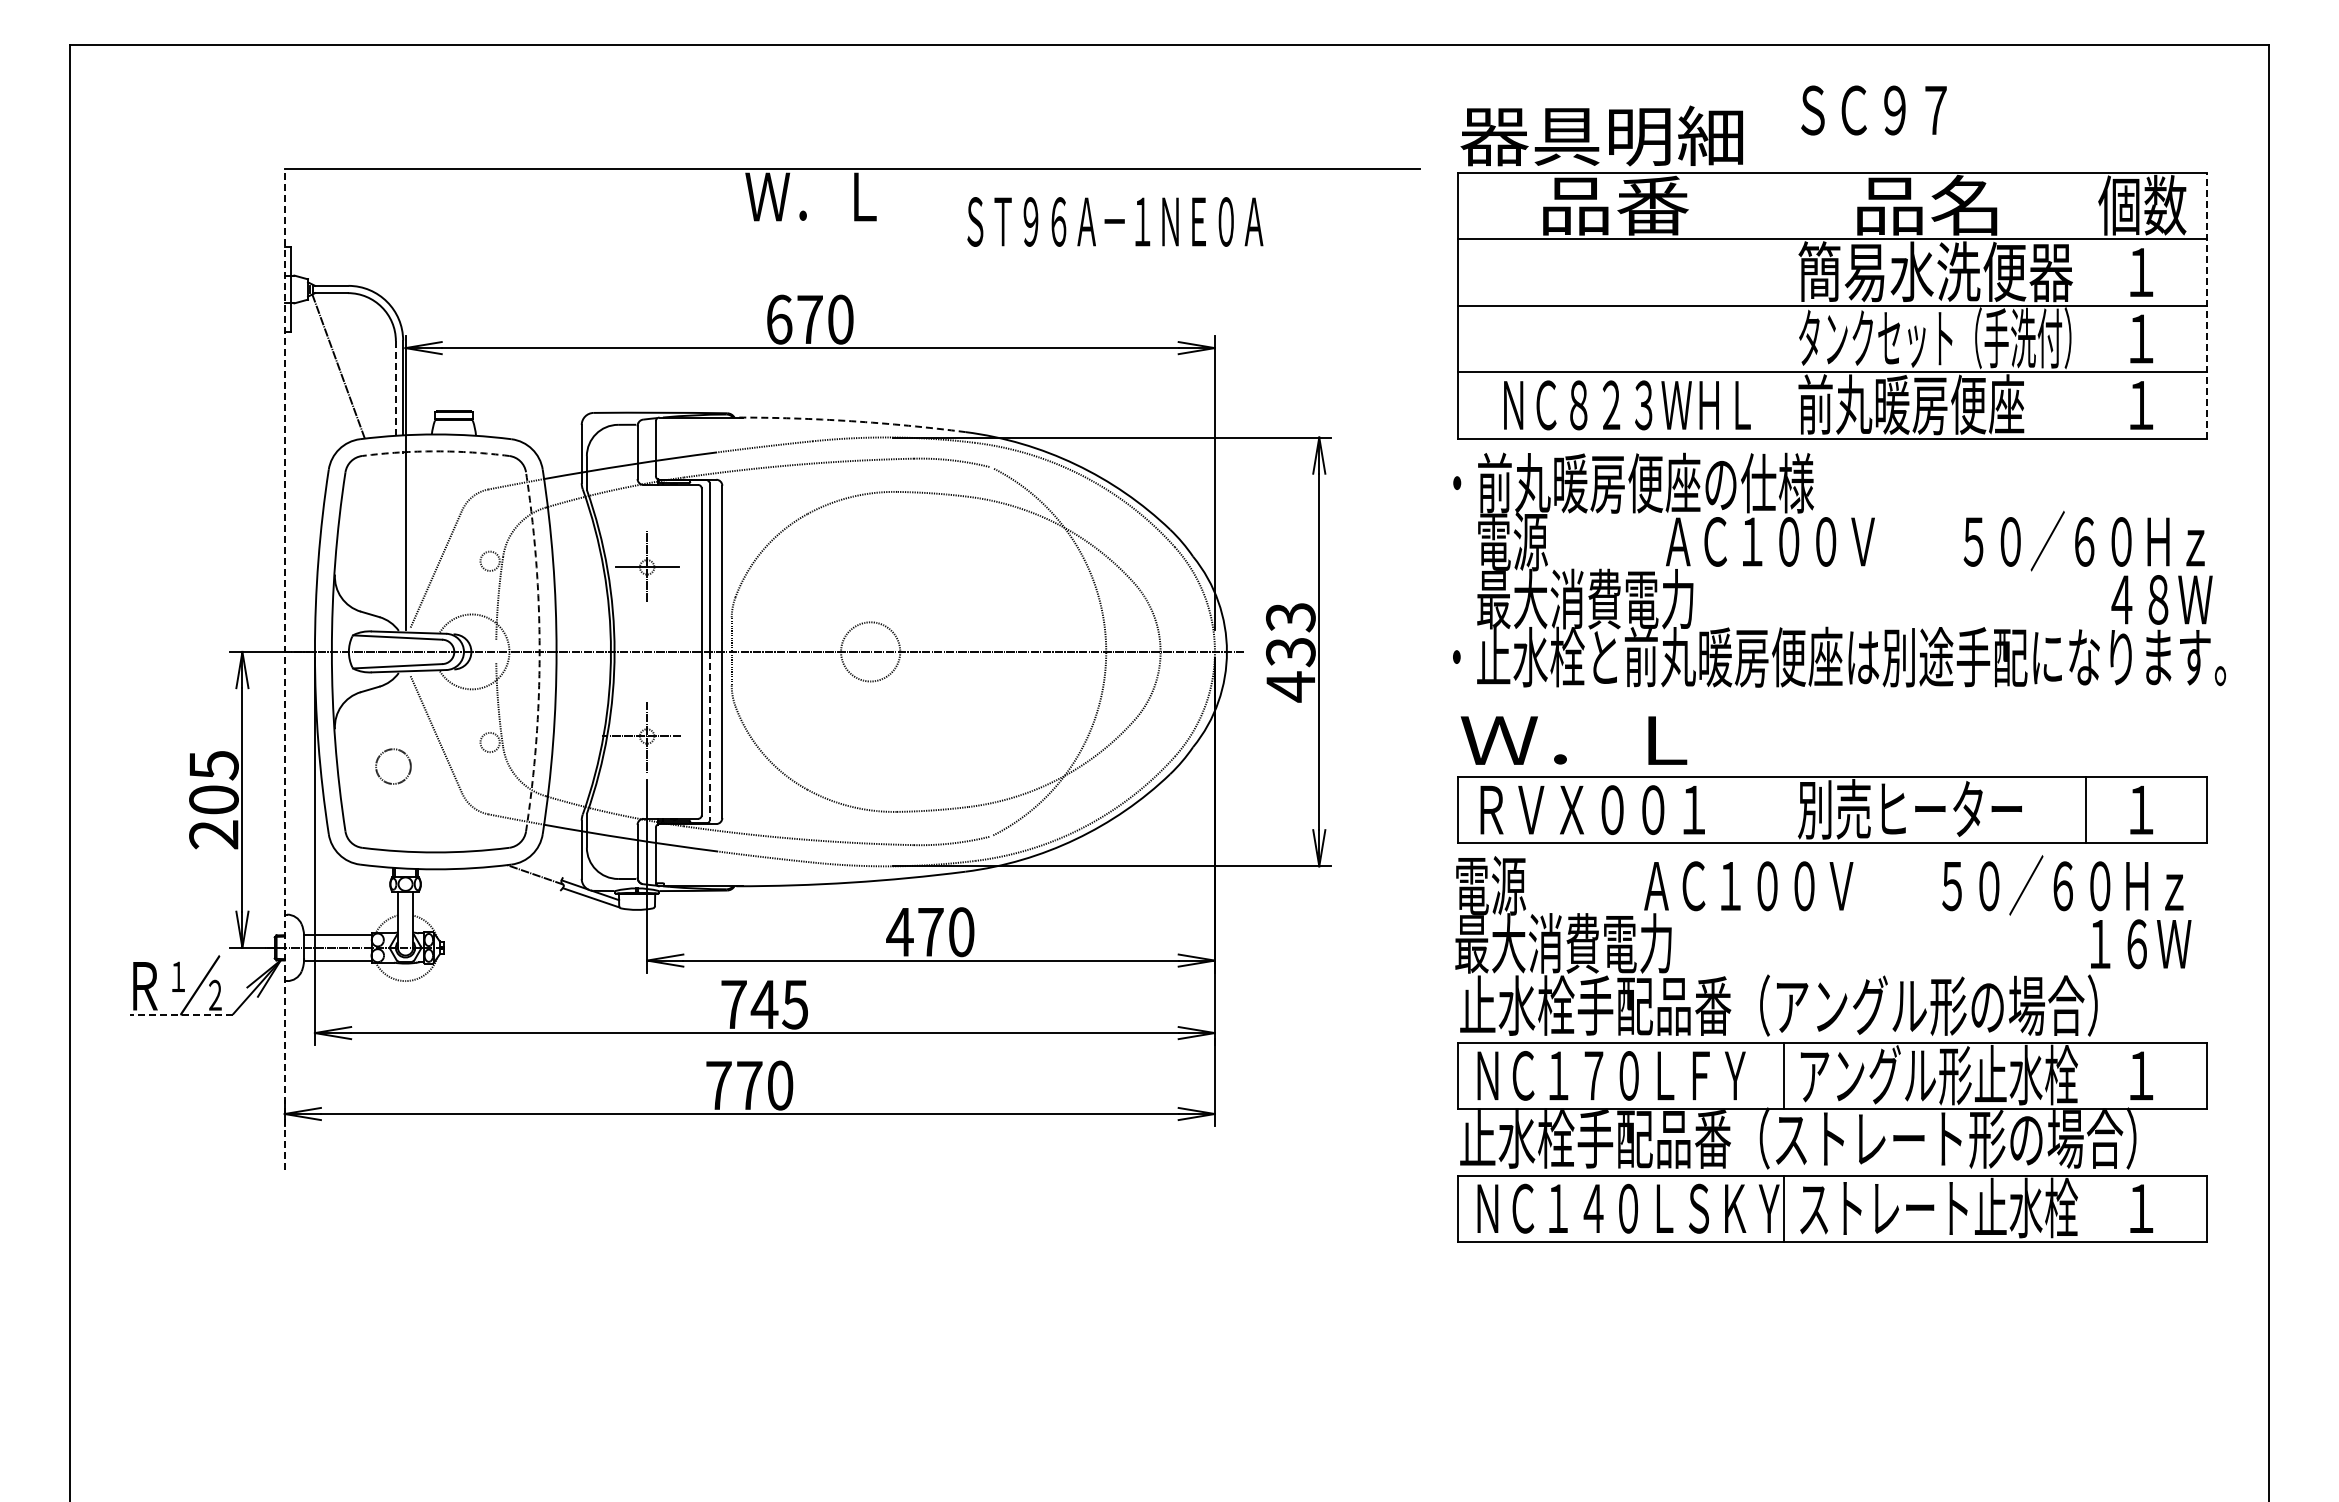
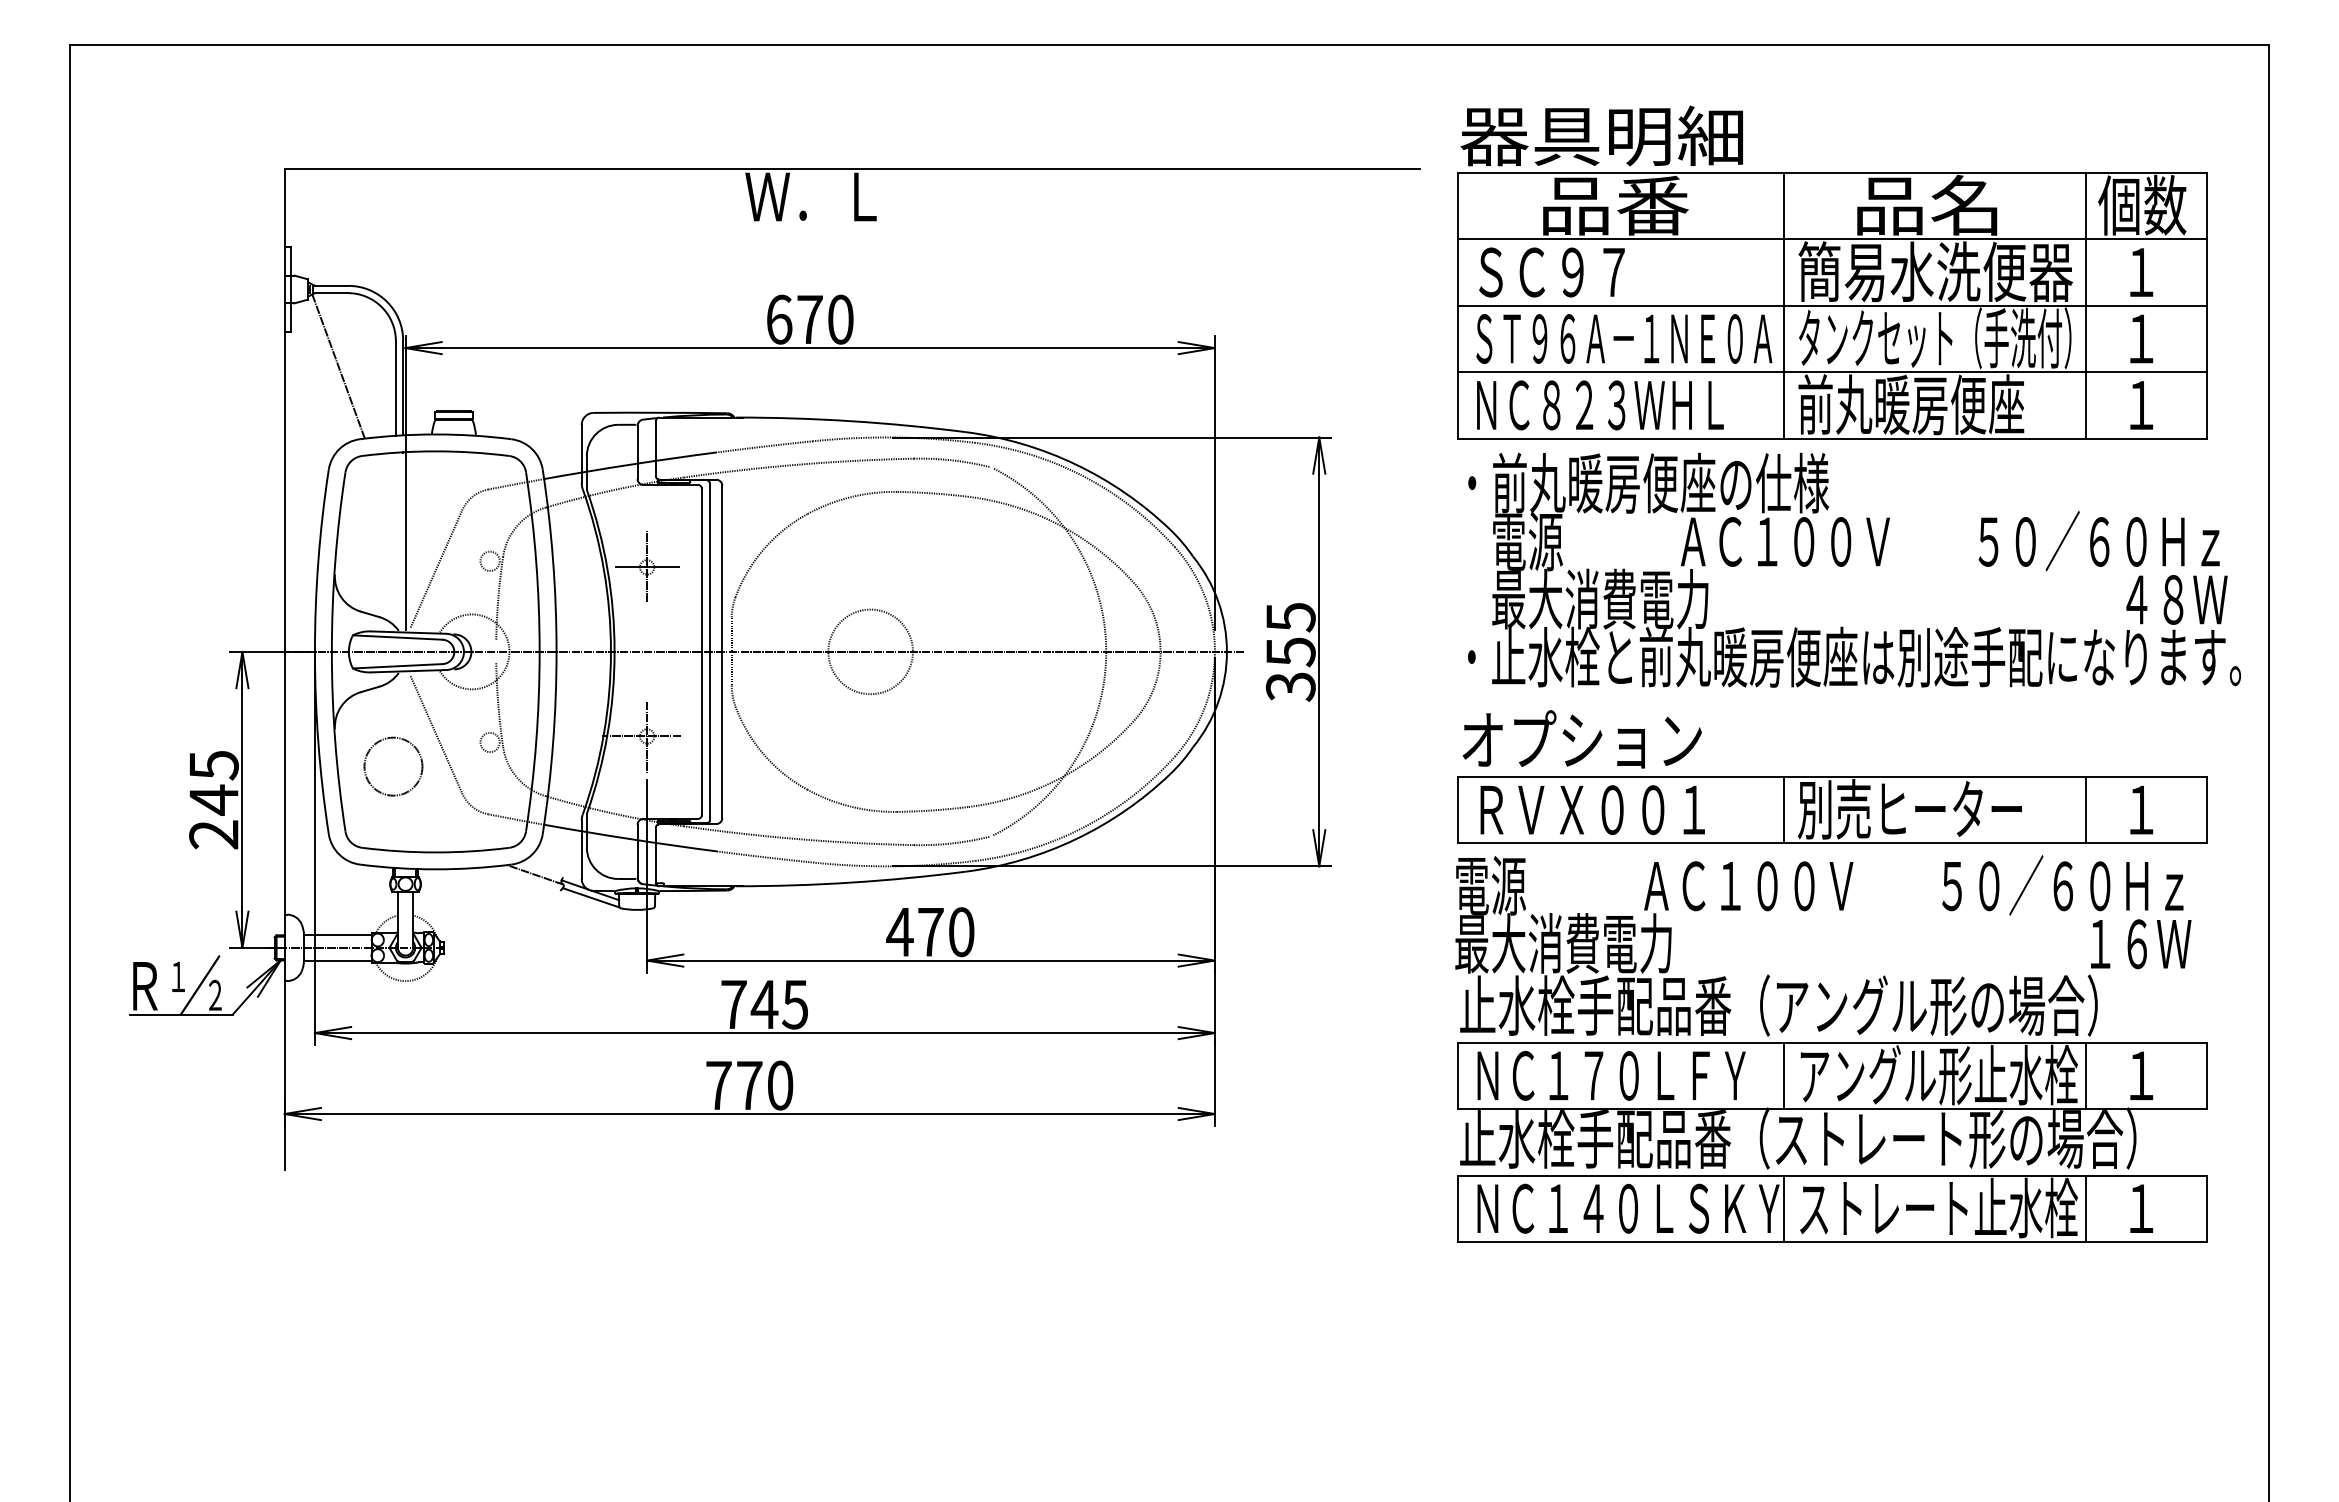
text position: (1873, 110) -> (1551, 272) (1551, 272)
text position: (1115, 221) -> (1624, 338) (1624, 338)
line: none -> present (1784, 305)
line: none -> present (2086, 305)
line: dashed -> solid (2207, 305)
line: dashed -> solid (395, 387)
text position: (1627, 405) -> (1600, 405) (1600, 405)
arc: dashed -> solid (851, 421)
arc: dashed -> solid (435, 451)
text position: (1839, 569) -> (1854, 569) (1854, 569)
arc: dashed -> solid (539, 651)
circle diameter: 59 px -> 85 px (870, 651)
text: 433 -> 355 (1290, 652)
line: dashed -> solid (284, 668)
line: dashed -> solid (709, 736)
text: Ｗ．Ｌ -> オプション (1580, 739)
circle size: 37x37 px -> 61x61 px (393, 766)
text: 205 -> 245 (213, 799)
line: none -> present (1784, 809)
line: dashed -> solid (180, 1014)
line: none -> present (2086, 1075)
line: none -> present (2086, 1208)
